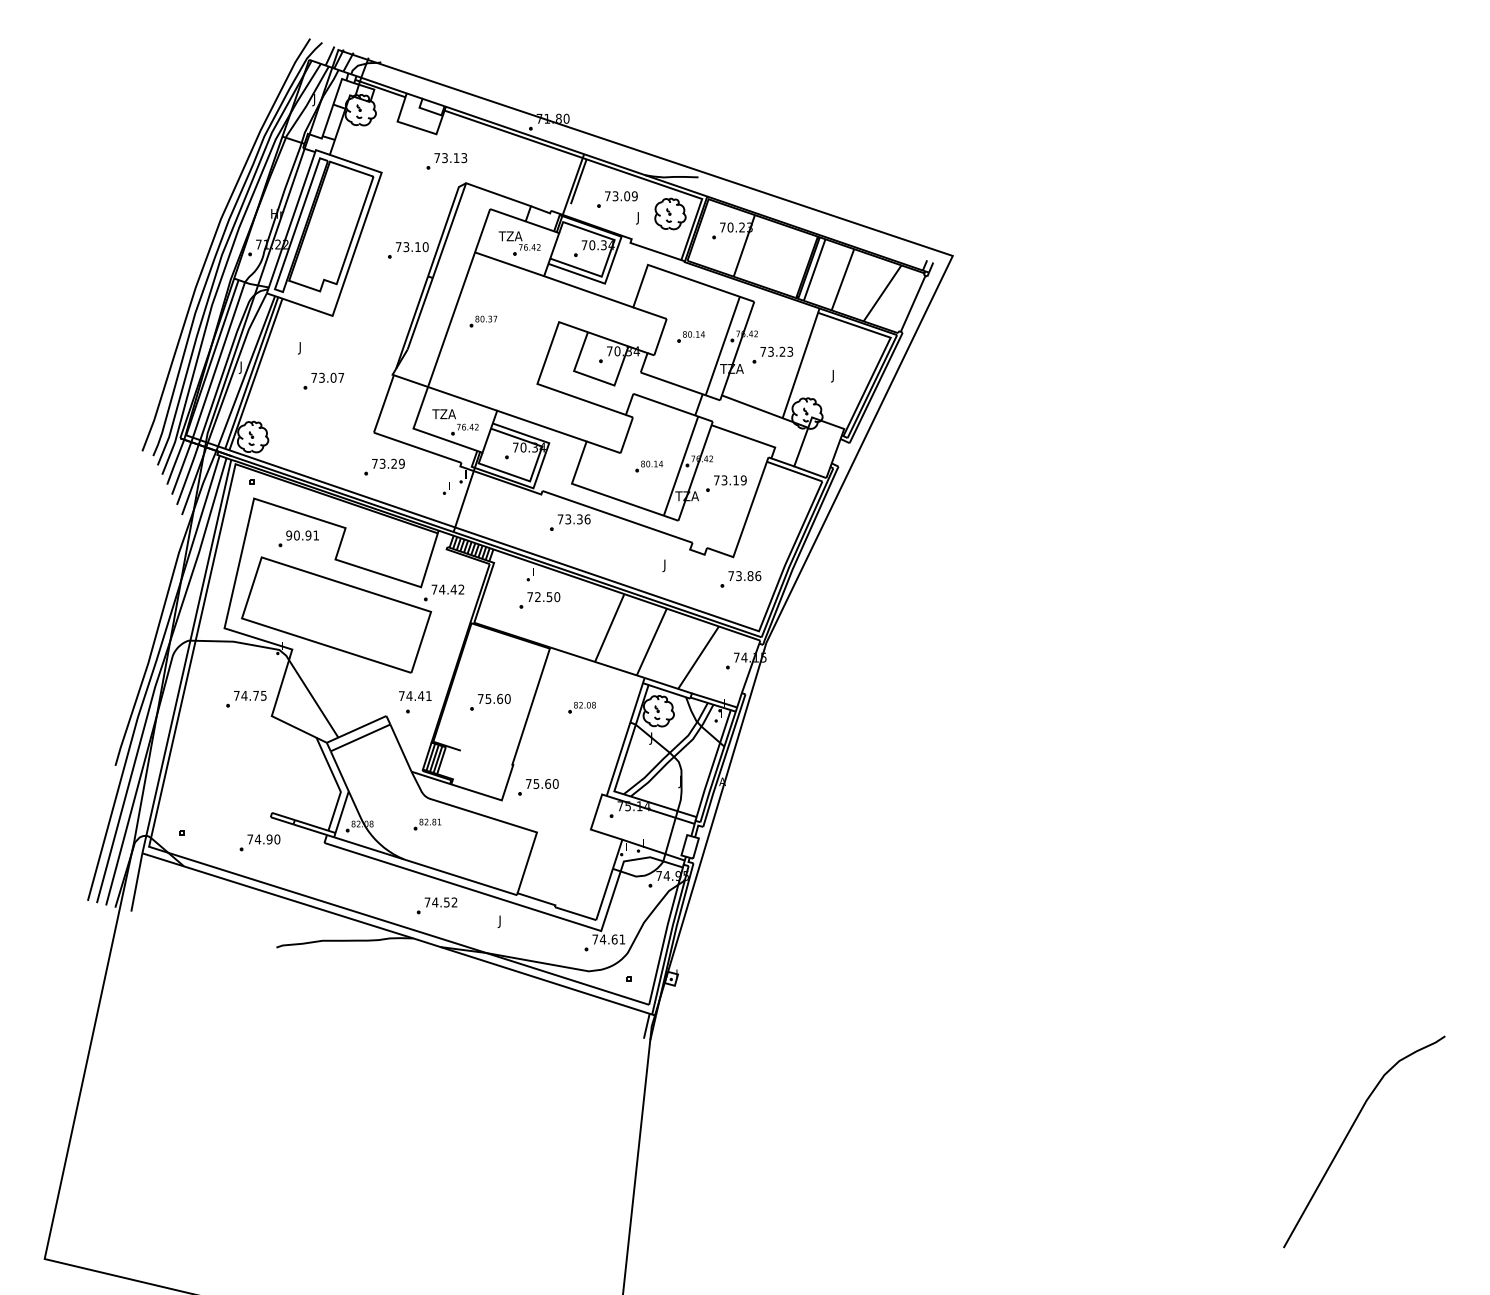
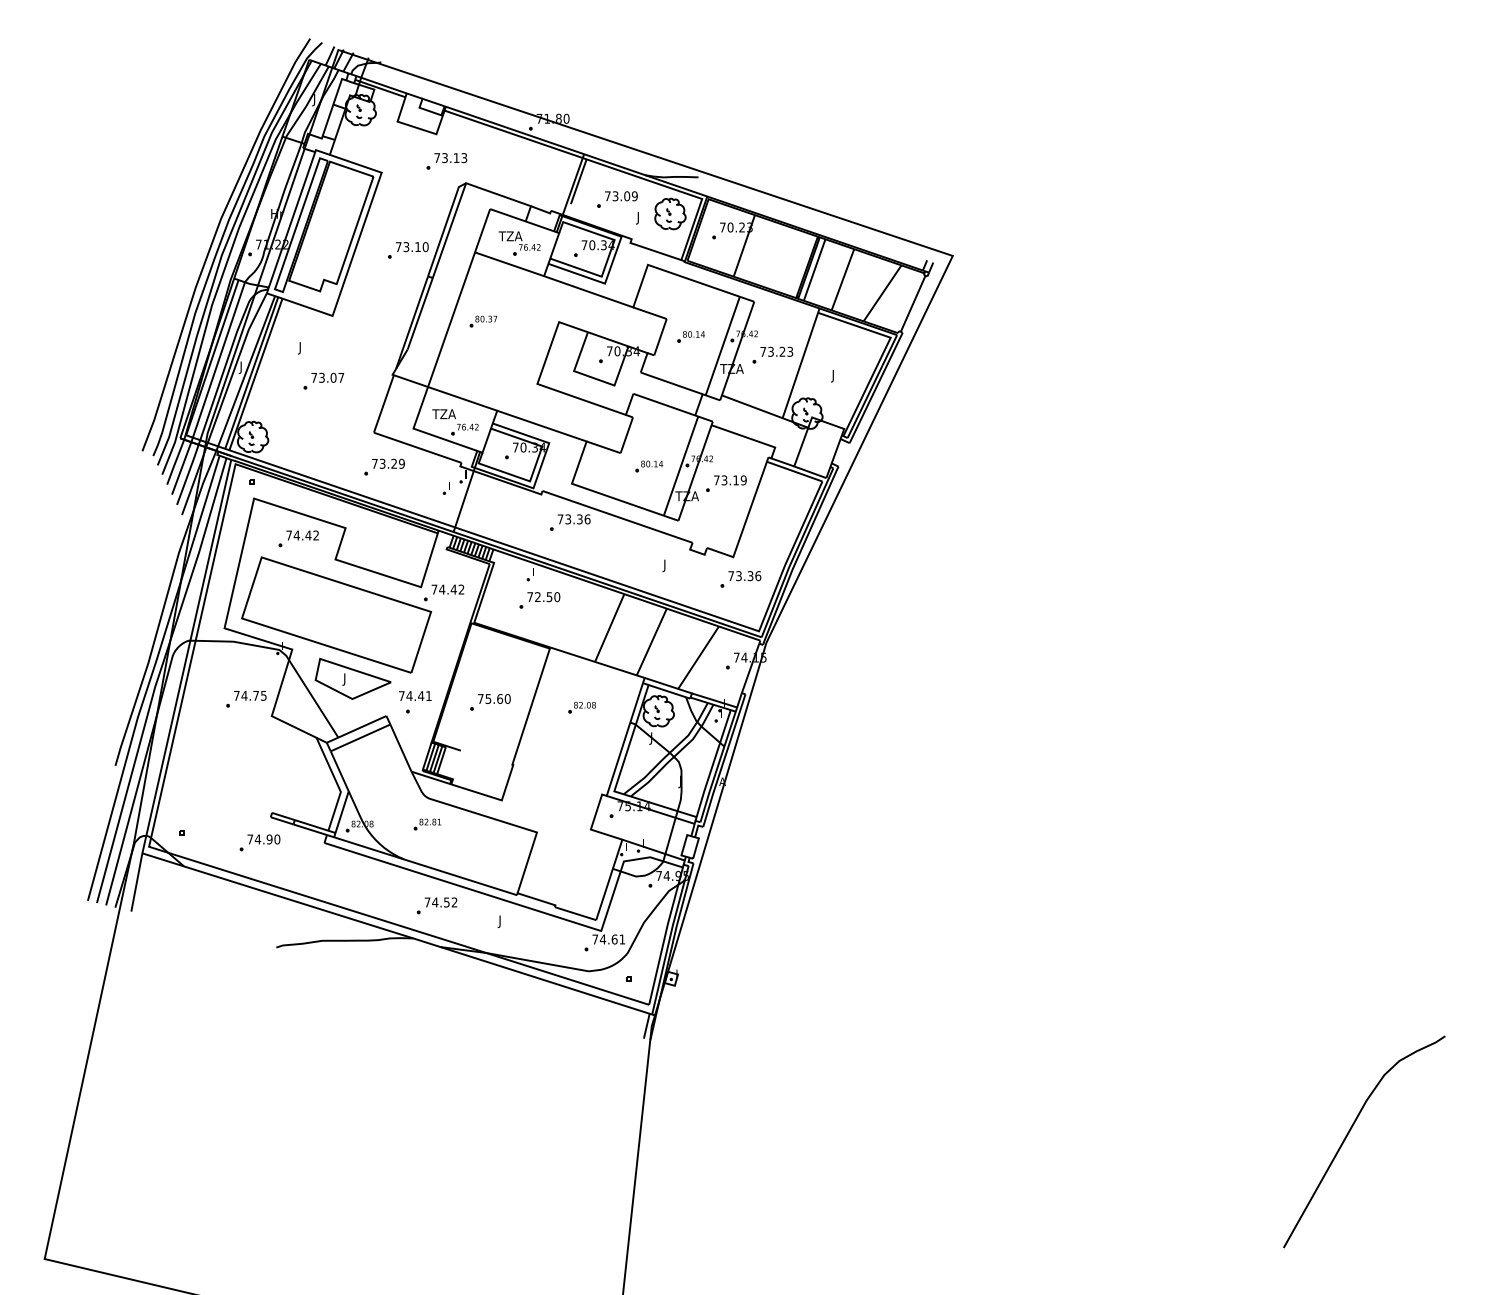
text: 90.91 -> 74.42 (302, 535)
text: 73.86 -> 73.36 (750, 576)
part: none -> present (352, 678)
part: present -> none (538, 787)
